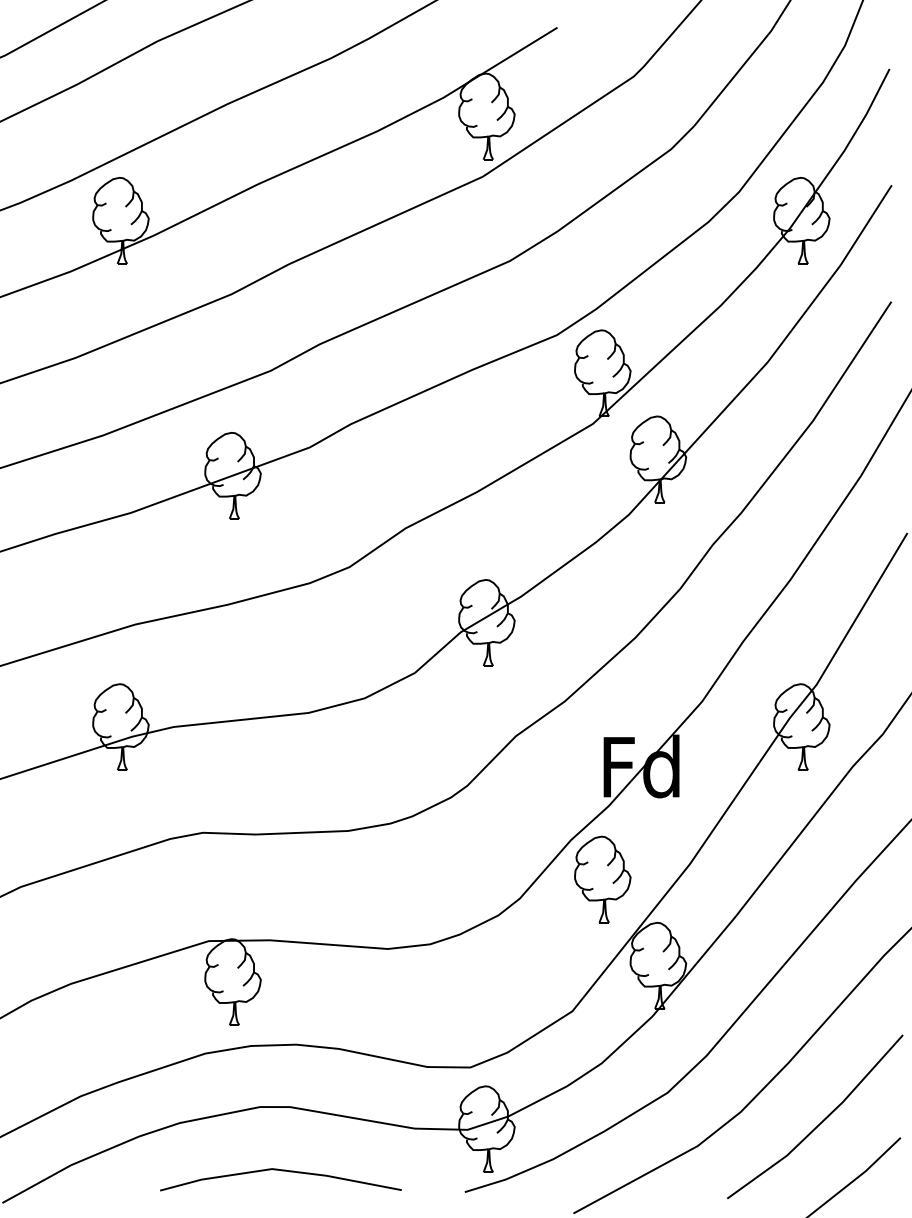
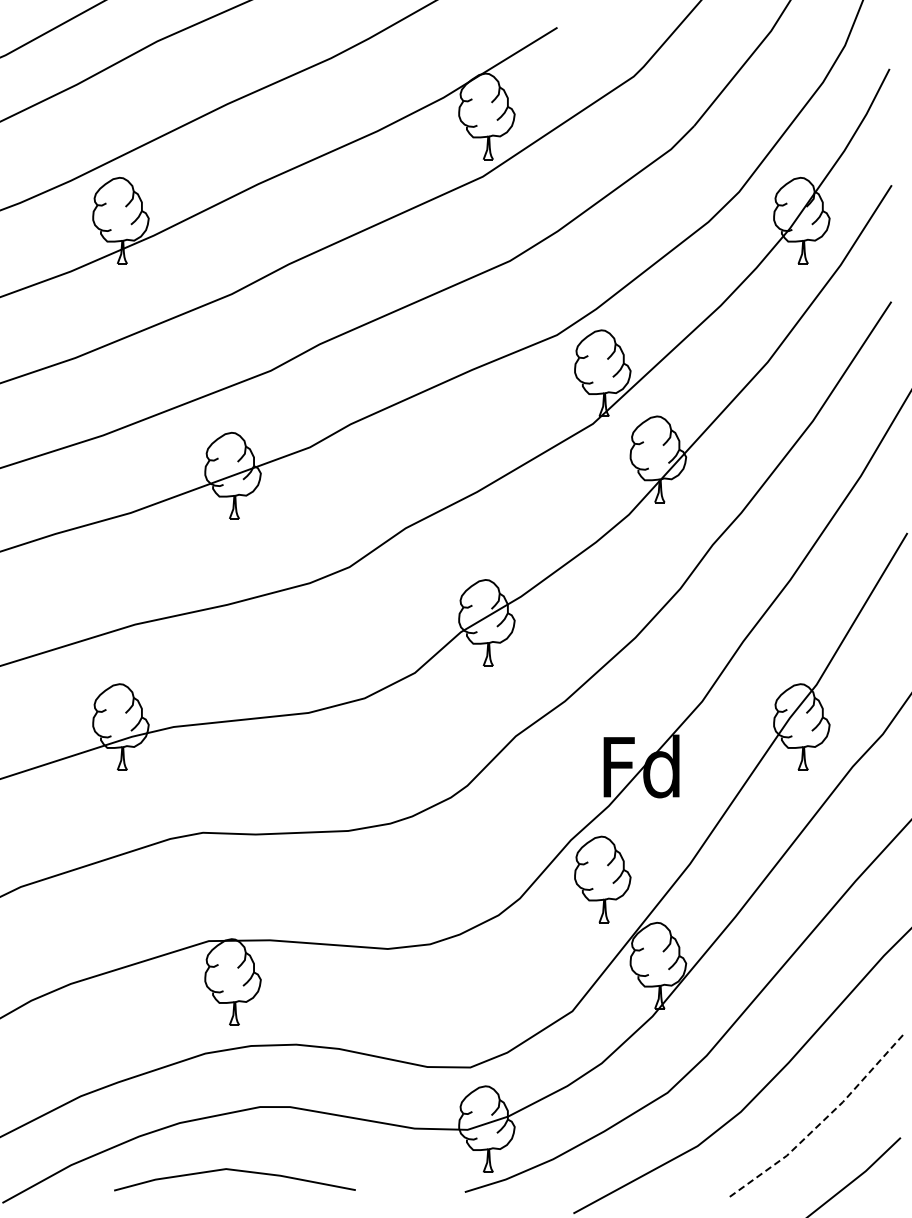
line: solid -> dashed (820, 1123)
line position: (281, 1171) -> (235, 1171) (235, 1171)
